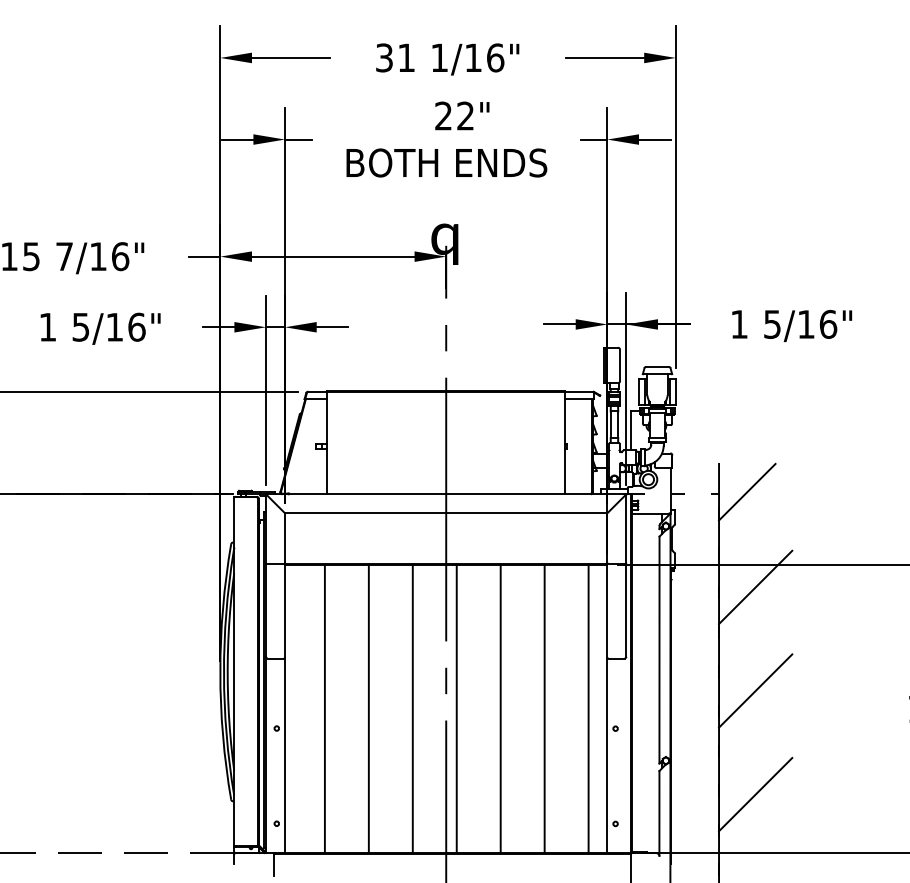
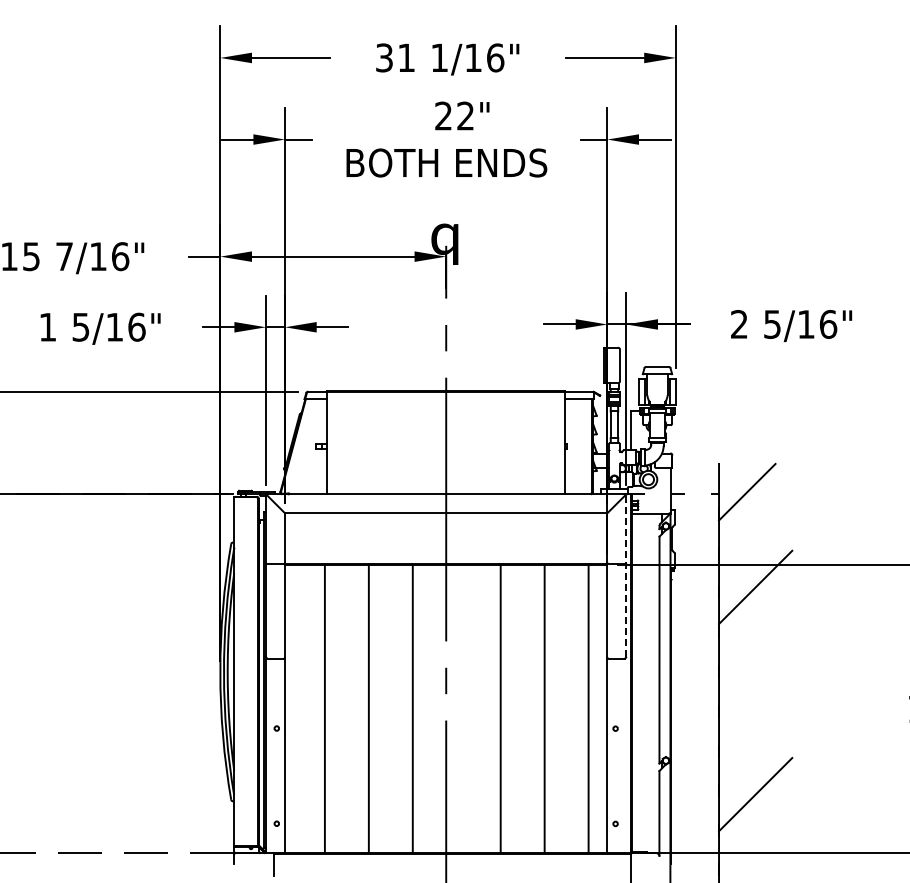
text: 1 -> 2 (739, 324)
line: solid -> dashed (626, 576)
line: present -> none (755, 690)
line: present -> none (456, 708)
